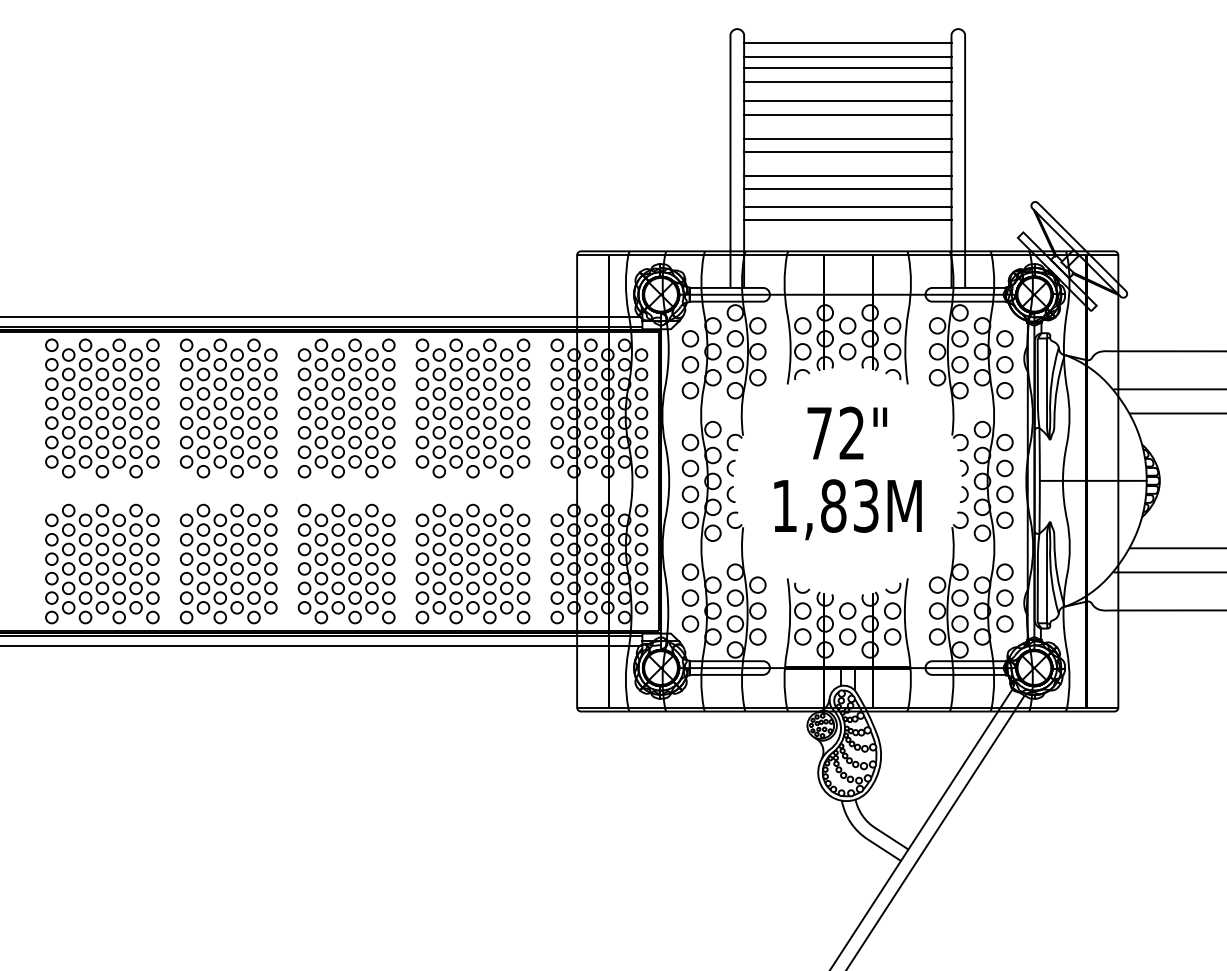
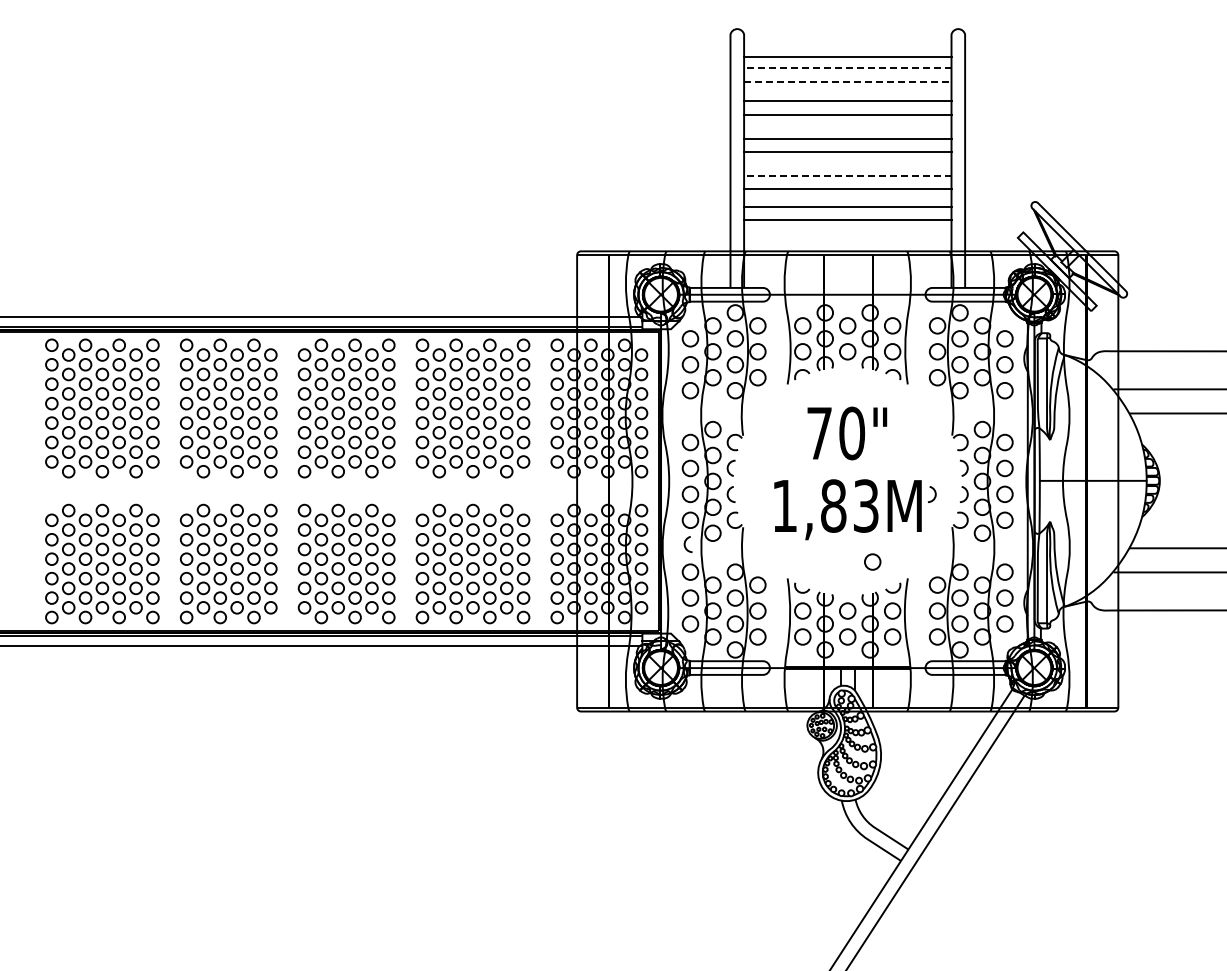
line: present -> none (847, 42)
line: solid -> dashed (847, 68)
line: solid -> dashed (847, 81)
line: solid -> dashed (847, 175)
text: 72" -> 70" (852, 433)
arc: none -> present (934, 494)
arc: none -> present (685, 544)
circle: none -> present (872, 561)
